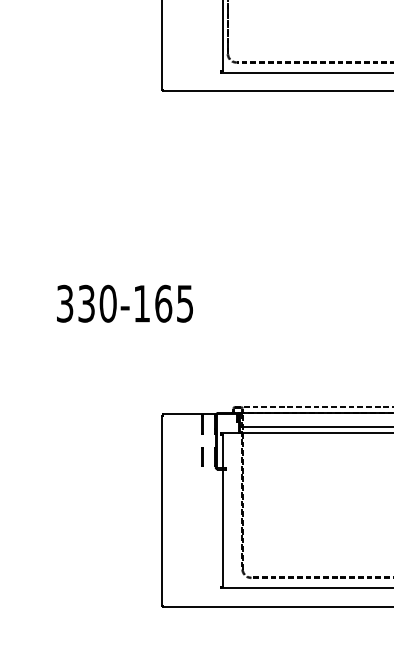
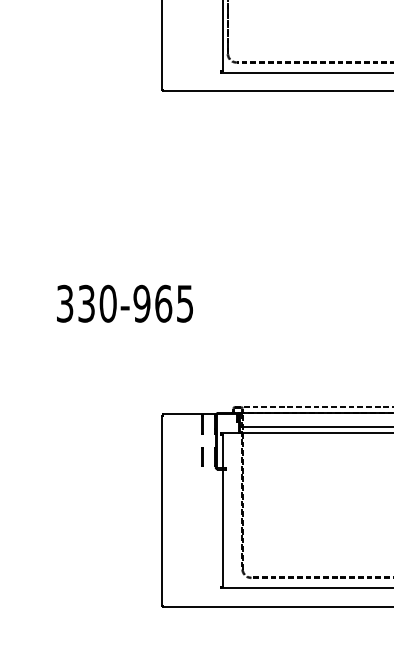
text: 330-165 -> 330-965 (141, 303)
